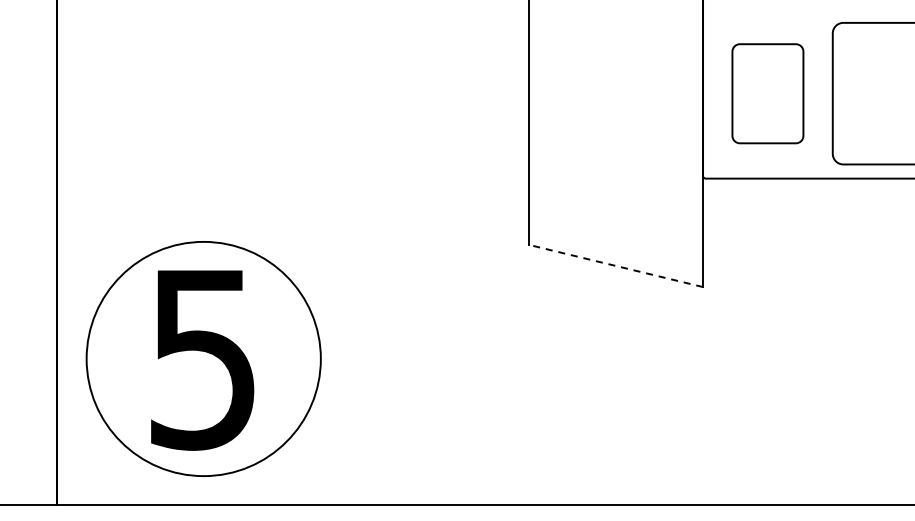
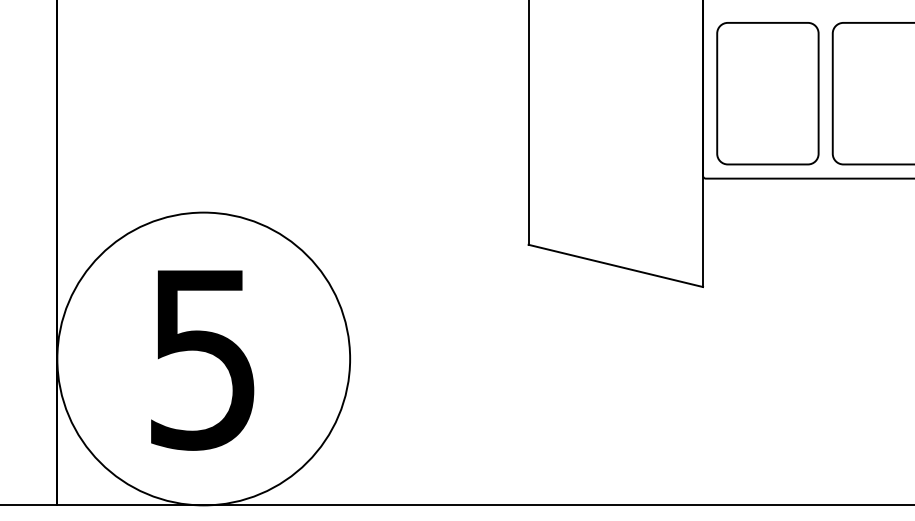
part size: 74x102 px -> 104x144 px (767, 93)
line: dashed -> solid (615, 265)
circle diameter: 234 px -> 293 px (203, 358)
